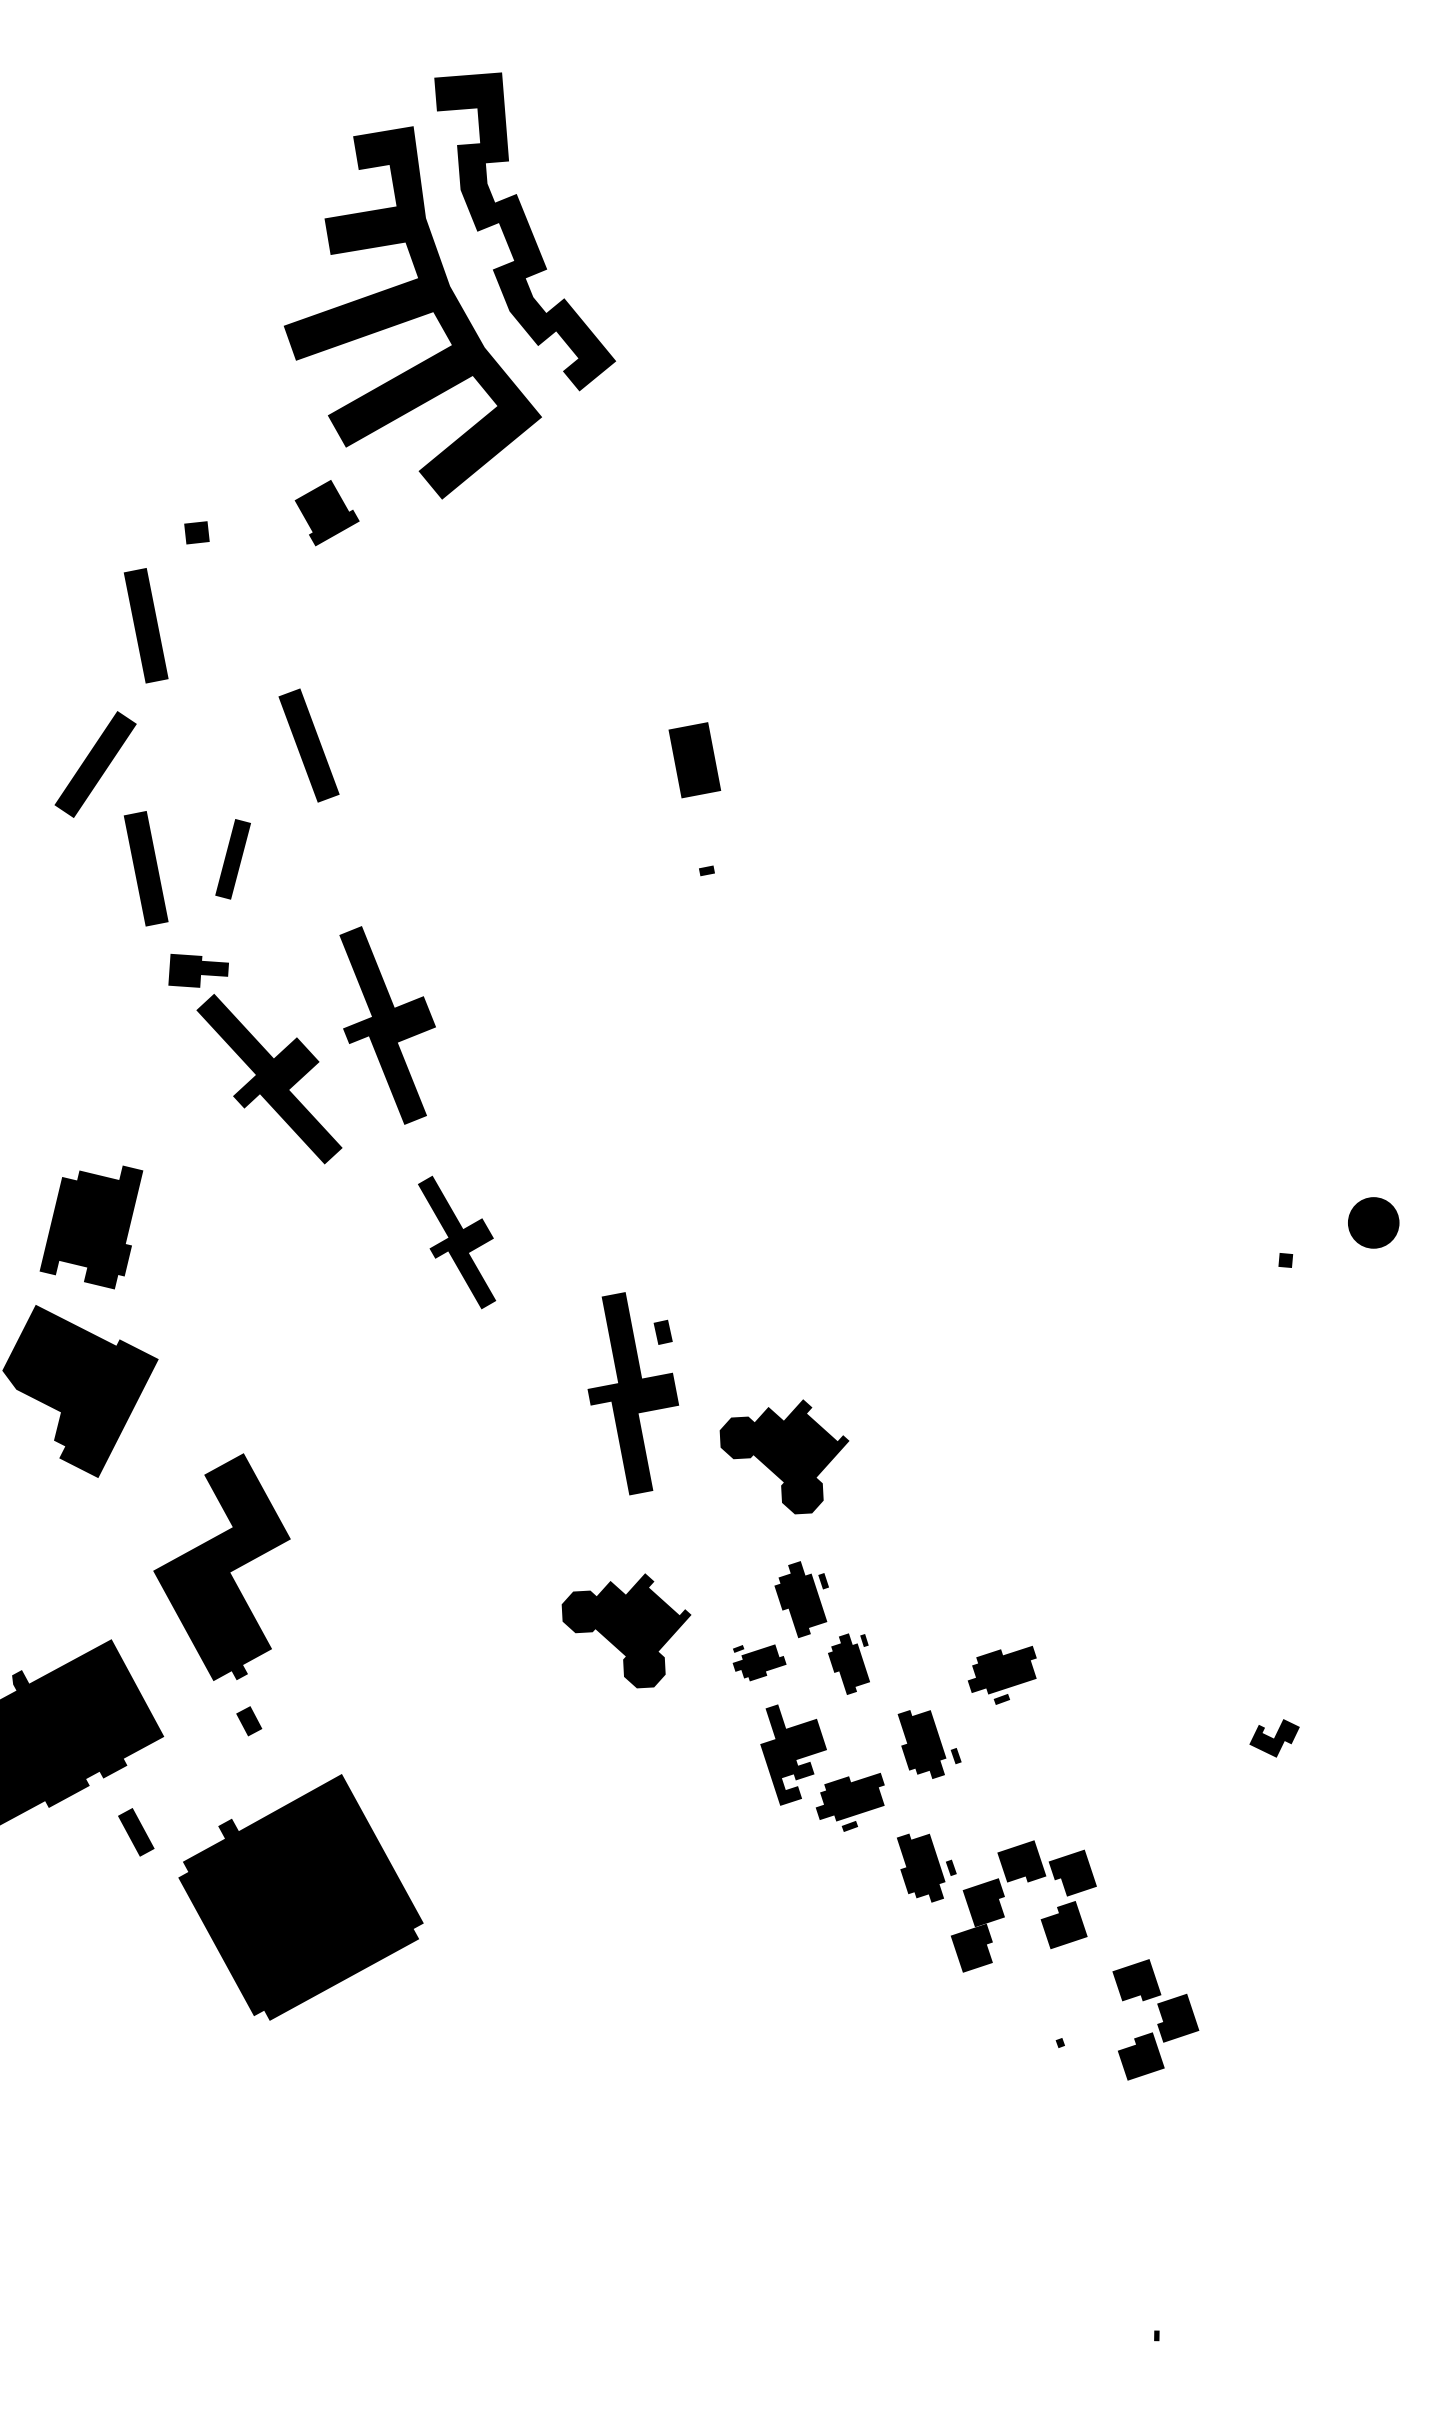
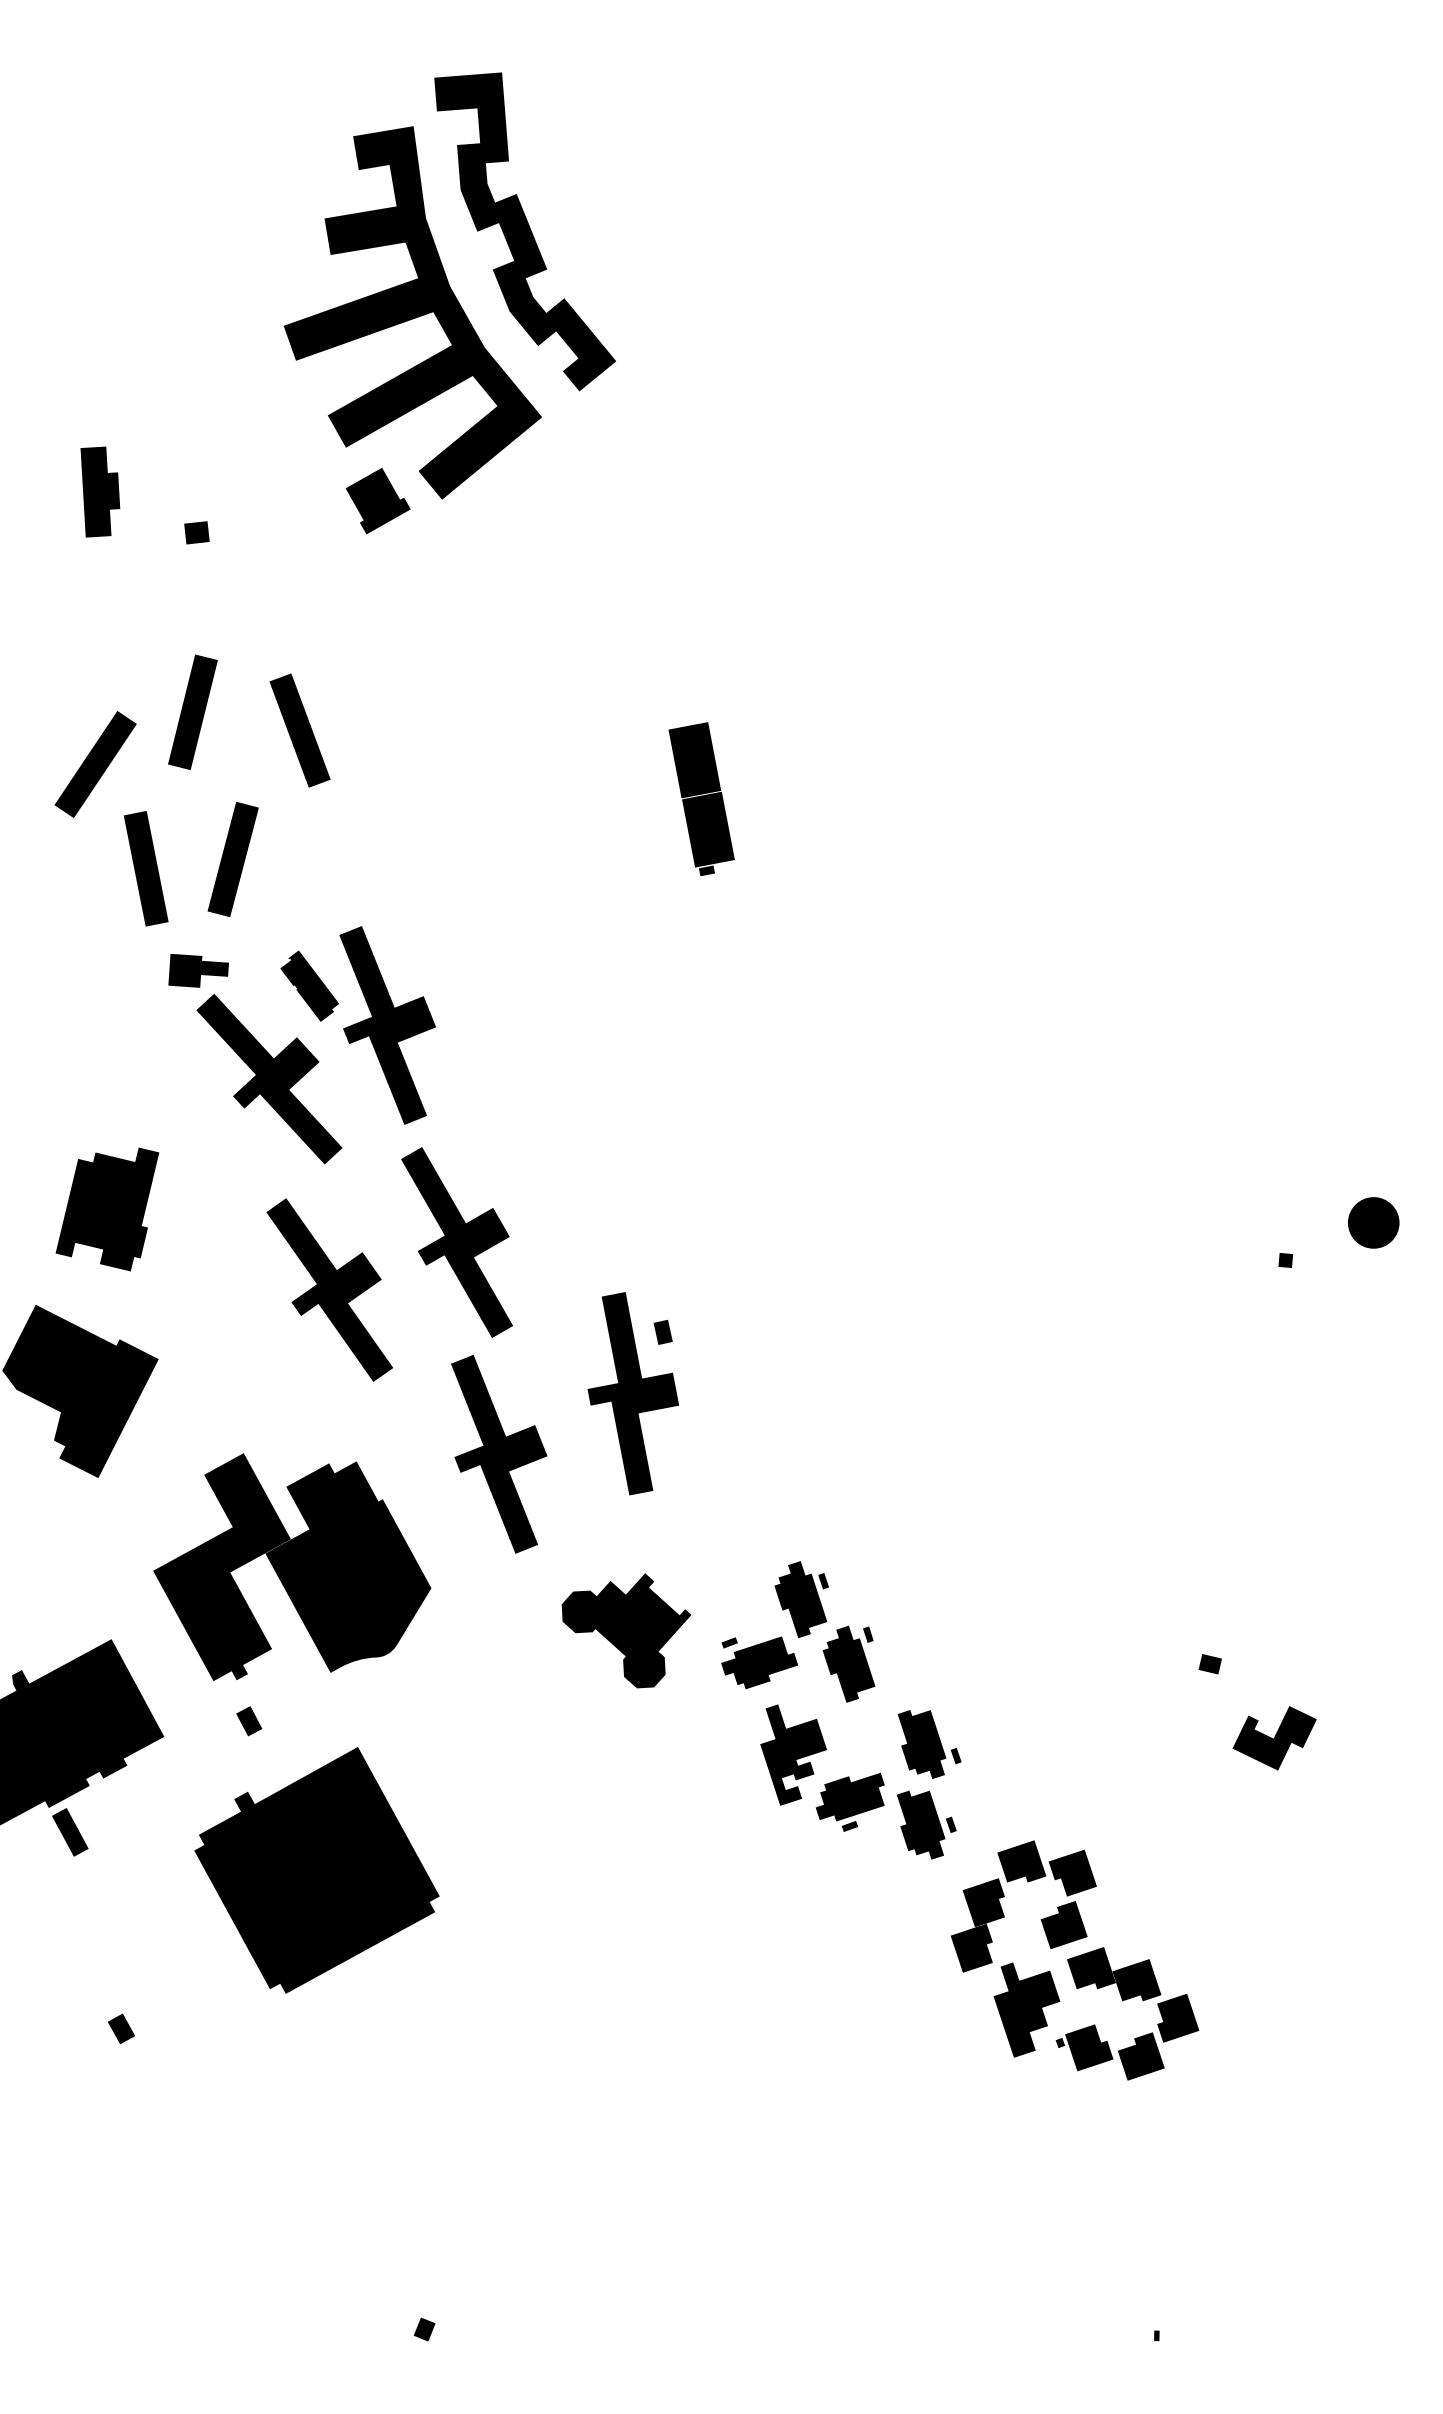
fill: none -> present (100, 491)
part position: (326, 513) -> (377, 501) (377, 501)
part: present -> none (145, 625)
fill: none -> present (192, 712)
part position: (308, 745) -> (299, 730) (299, 730)
fill: none -> present (708, 829)
part size: 36x81 px -> 52x116 px (232, 858)
fill: none -> present (309, 986)
part position: (91, 1227) -> (107, 1209) (107, 1209)
part size: 79x135 px -> 112x191 px (456, 1242)
fill: none -> present (329, 1289)
part: none -> present (499, 1454)
part: present -> none (784, 1456)
fill: none -> present (348, 1566)
part size: 55x38 px -> 77x54 px (759, 1662)
part size: 42x62 px -> 54x78 px (848, 1663)
fill: none -> present (1210, 1663)
part: present -> none (1001, 1675)
part size: 51x39 px -> 85x65 px (1274, 1738)
part position: (136, 1832) -> (70, 1832) (70, 1832)
part position: (926, 1867) -> (926, 1824) (926, 1824)
part position: (300, 1897) -> (316, 1870) (316, 1870)
fill: none -> present (1091, 1967)
fill: none -> present (1026, 2009)
part: none -> present (121, 2028)
fill: none -> present (1089, 2047)
fill: none -> present (424, 2329)
